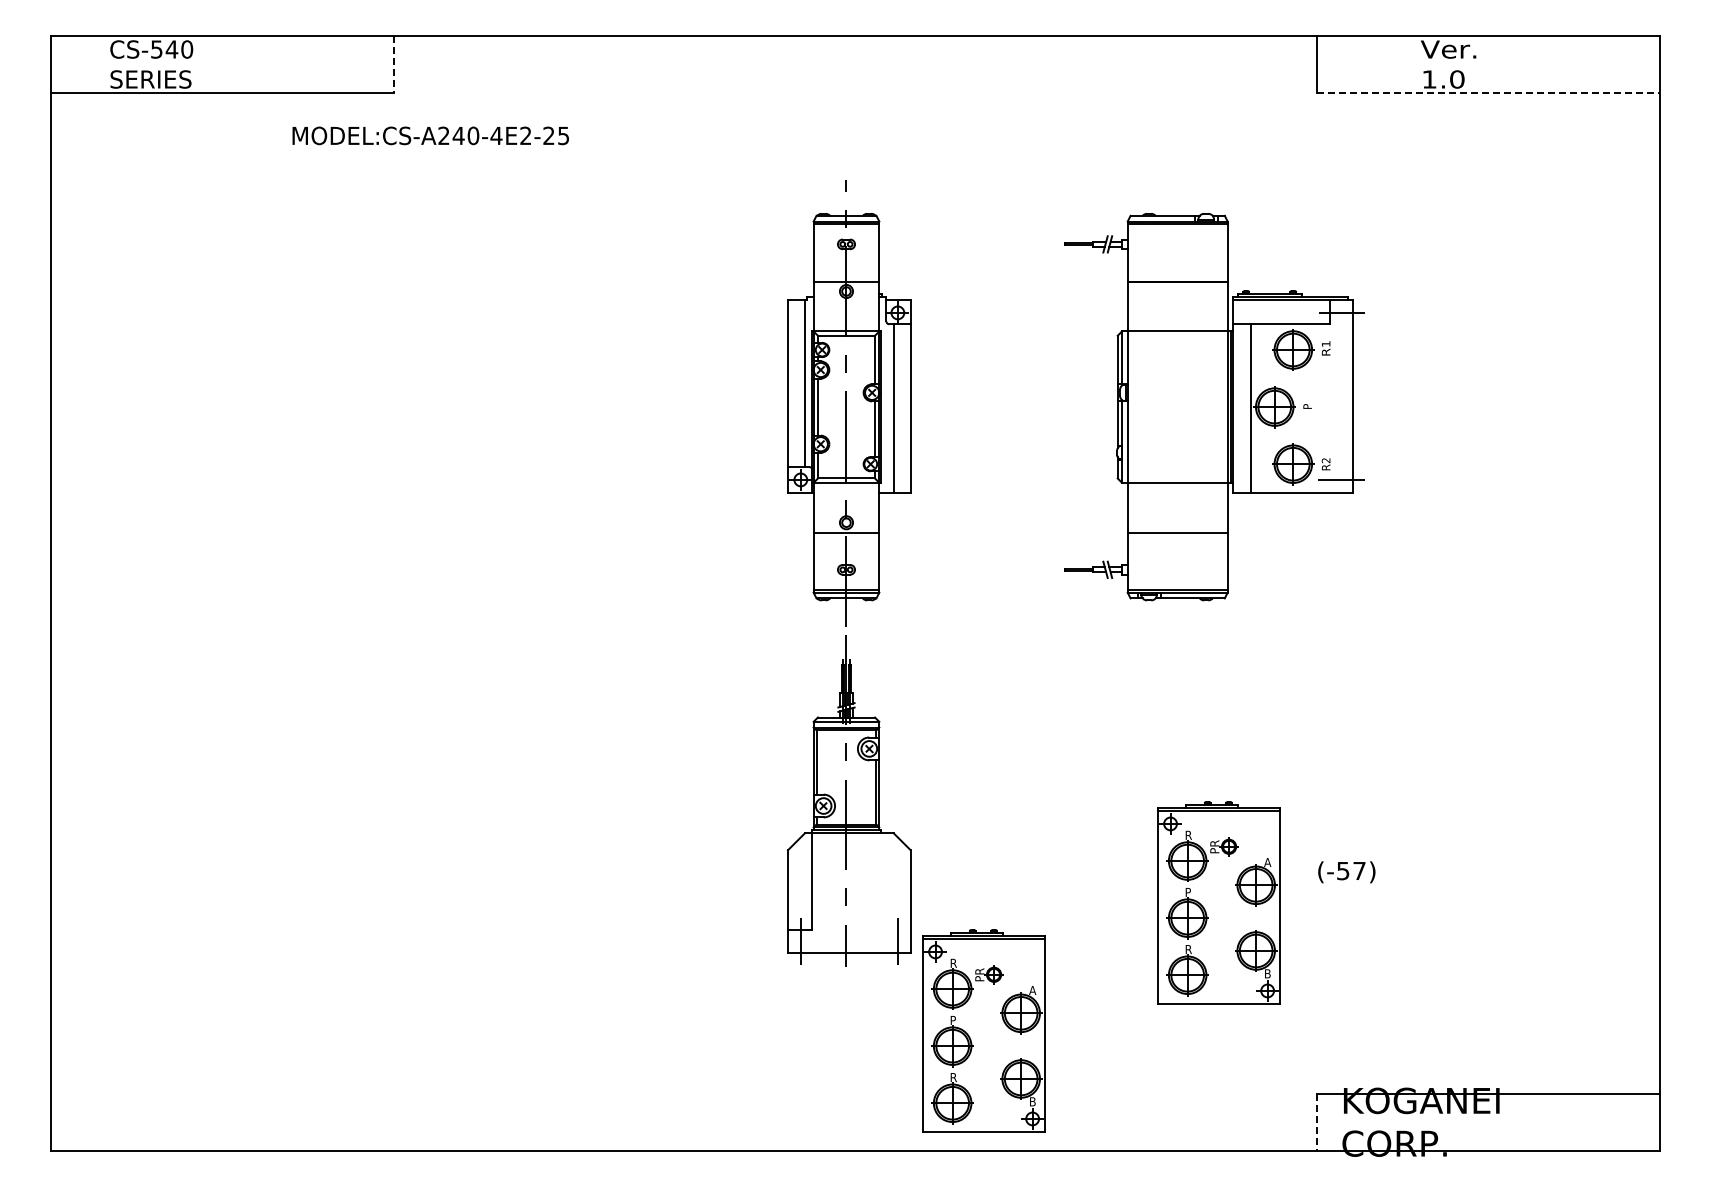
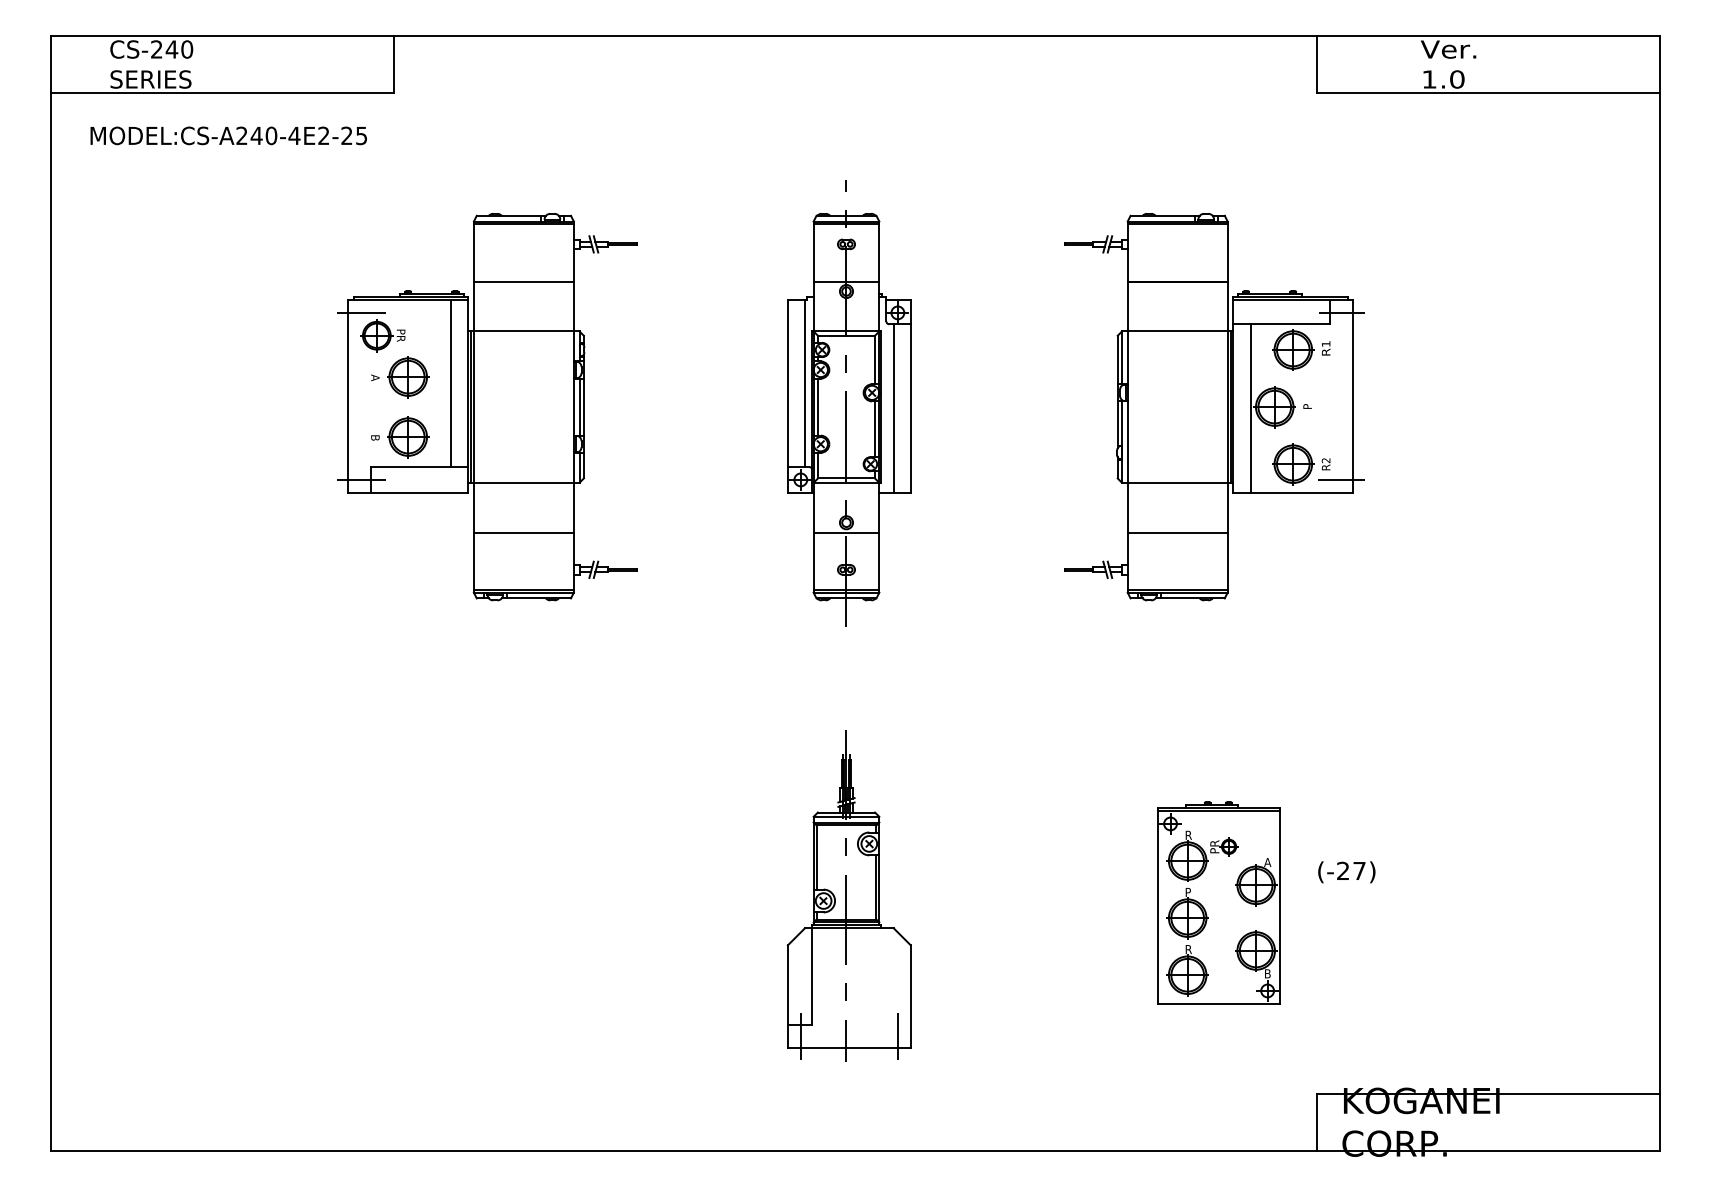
text: CS-540 -> CS-240 (156, 49)
line: dashed -> solid (393, 64)
line: dashed -> solid (1488, 93)
text position: (430, 135) -> (228, 135) (228, 135)
part: none -> present (487, 407)
part position: (848, 800) -> (848, 895) (848, 895)
text: (-57) -> (-27) (1343, 870)
part: present -> none (983, 1030)
line: dashed -> solid (1317, 1122)
